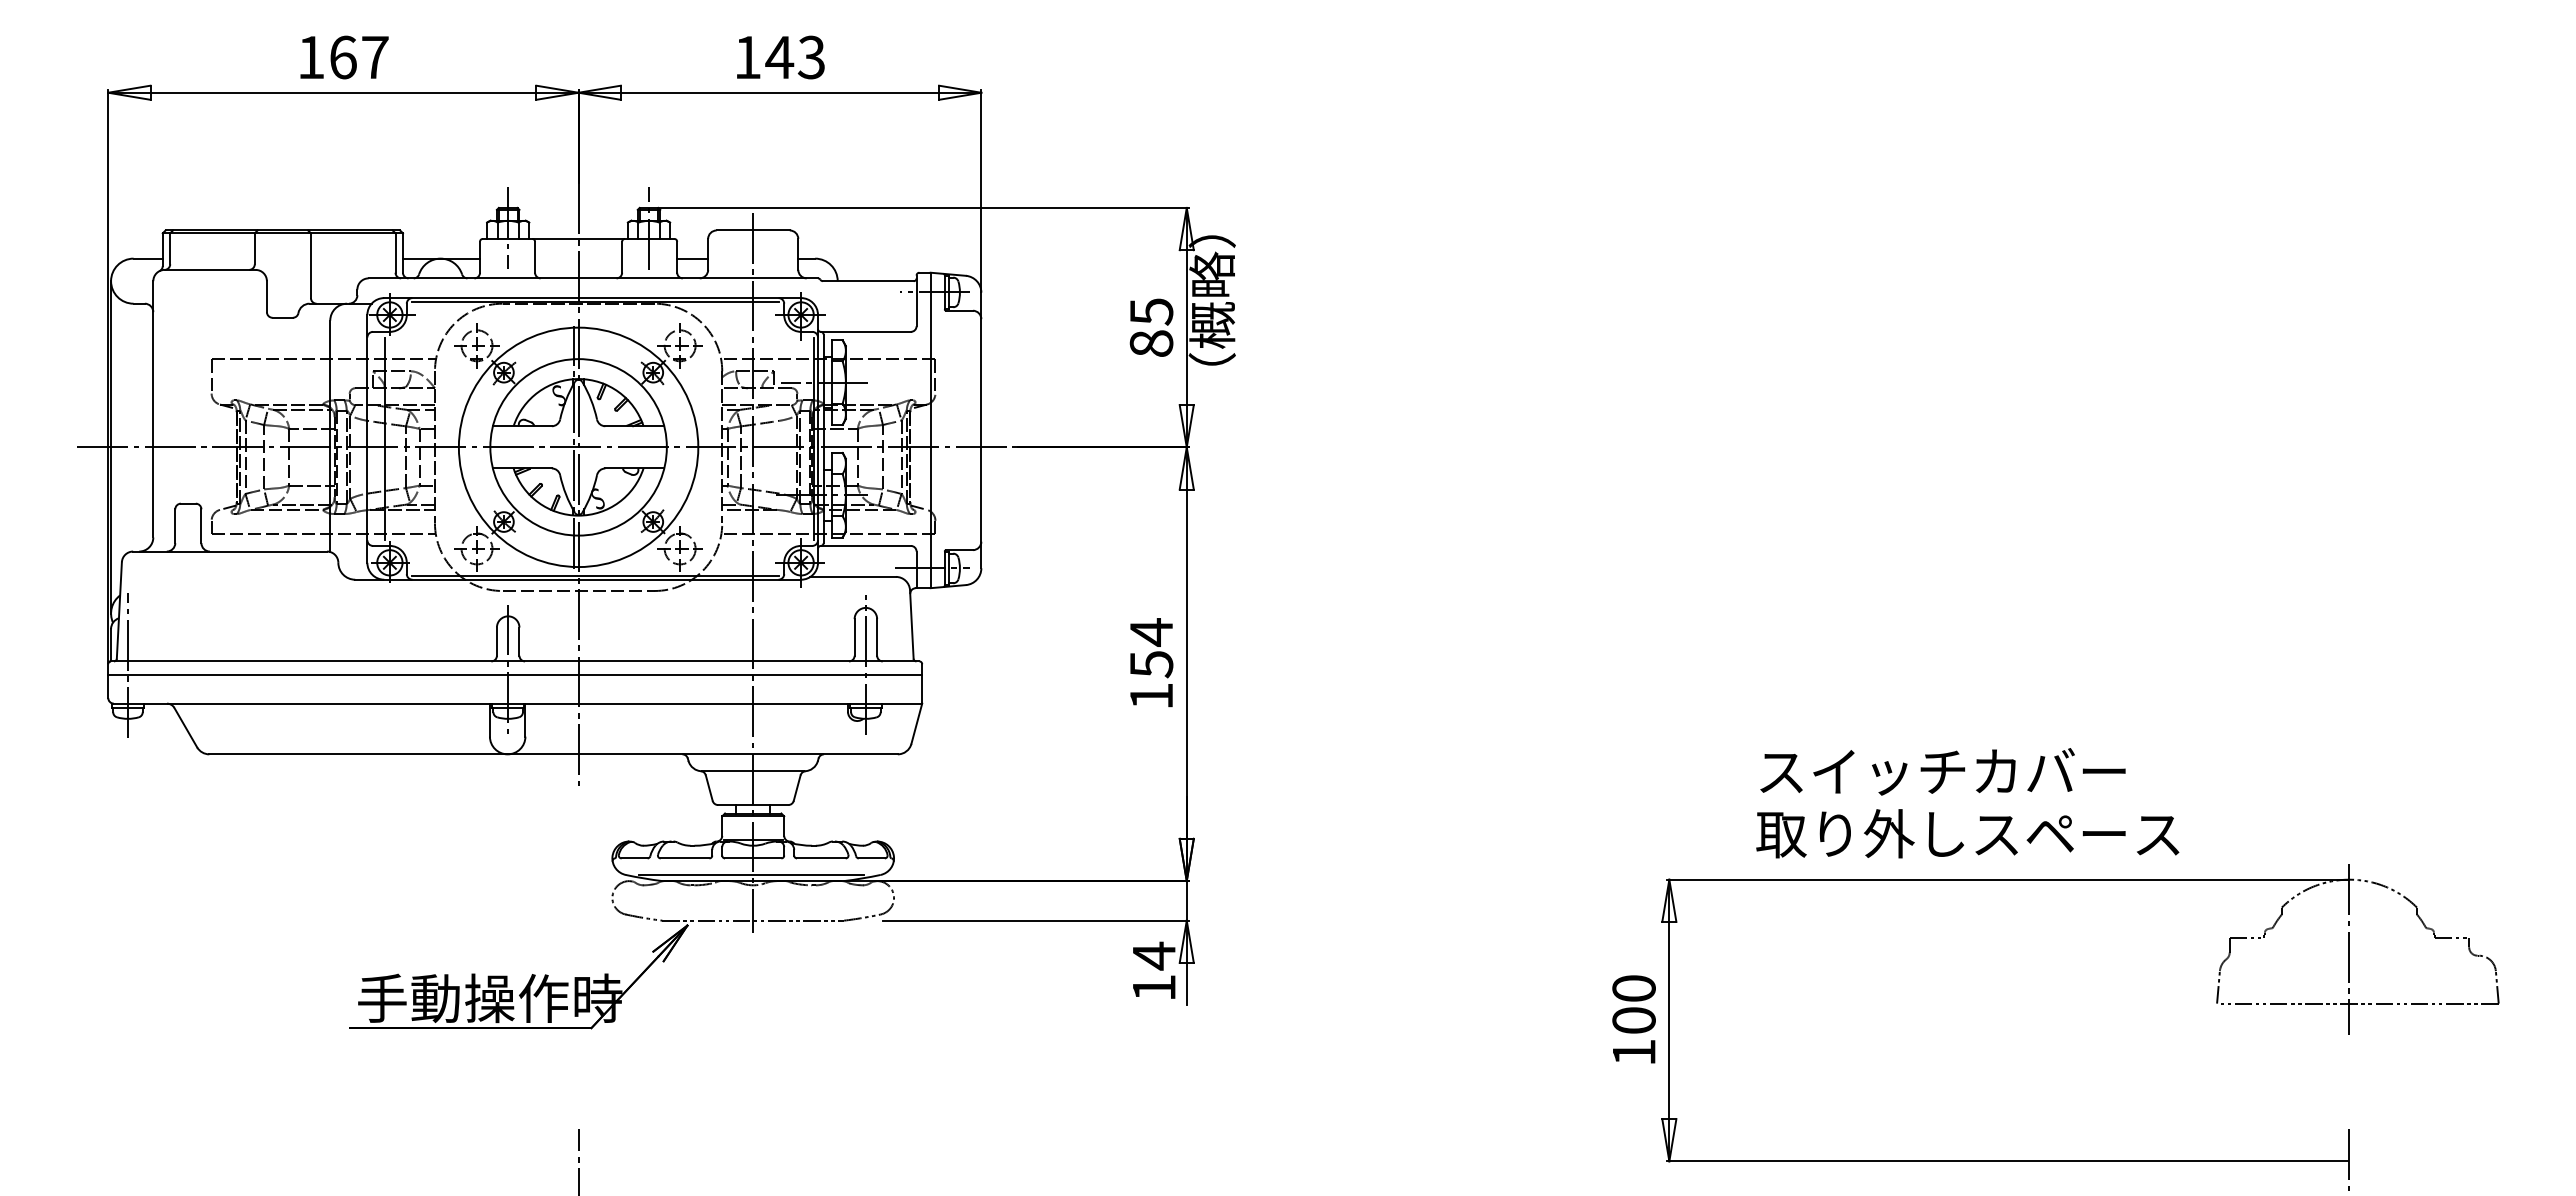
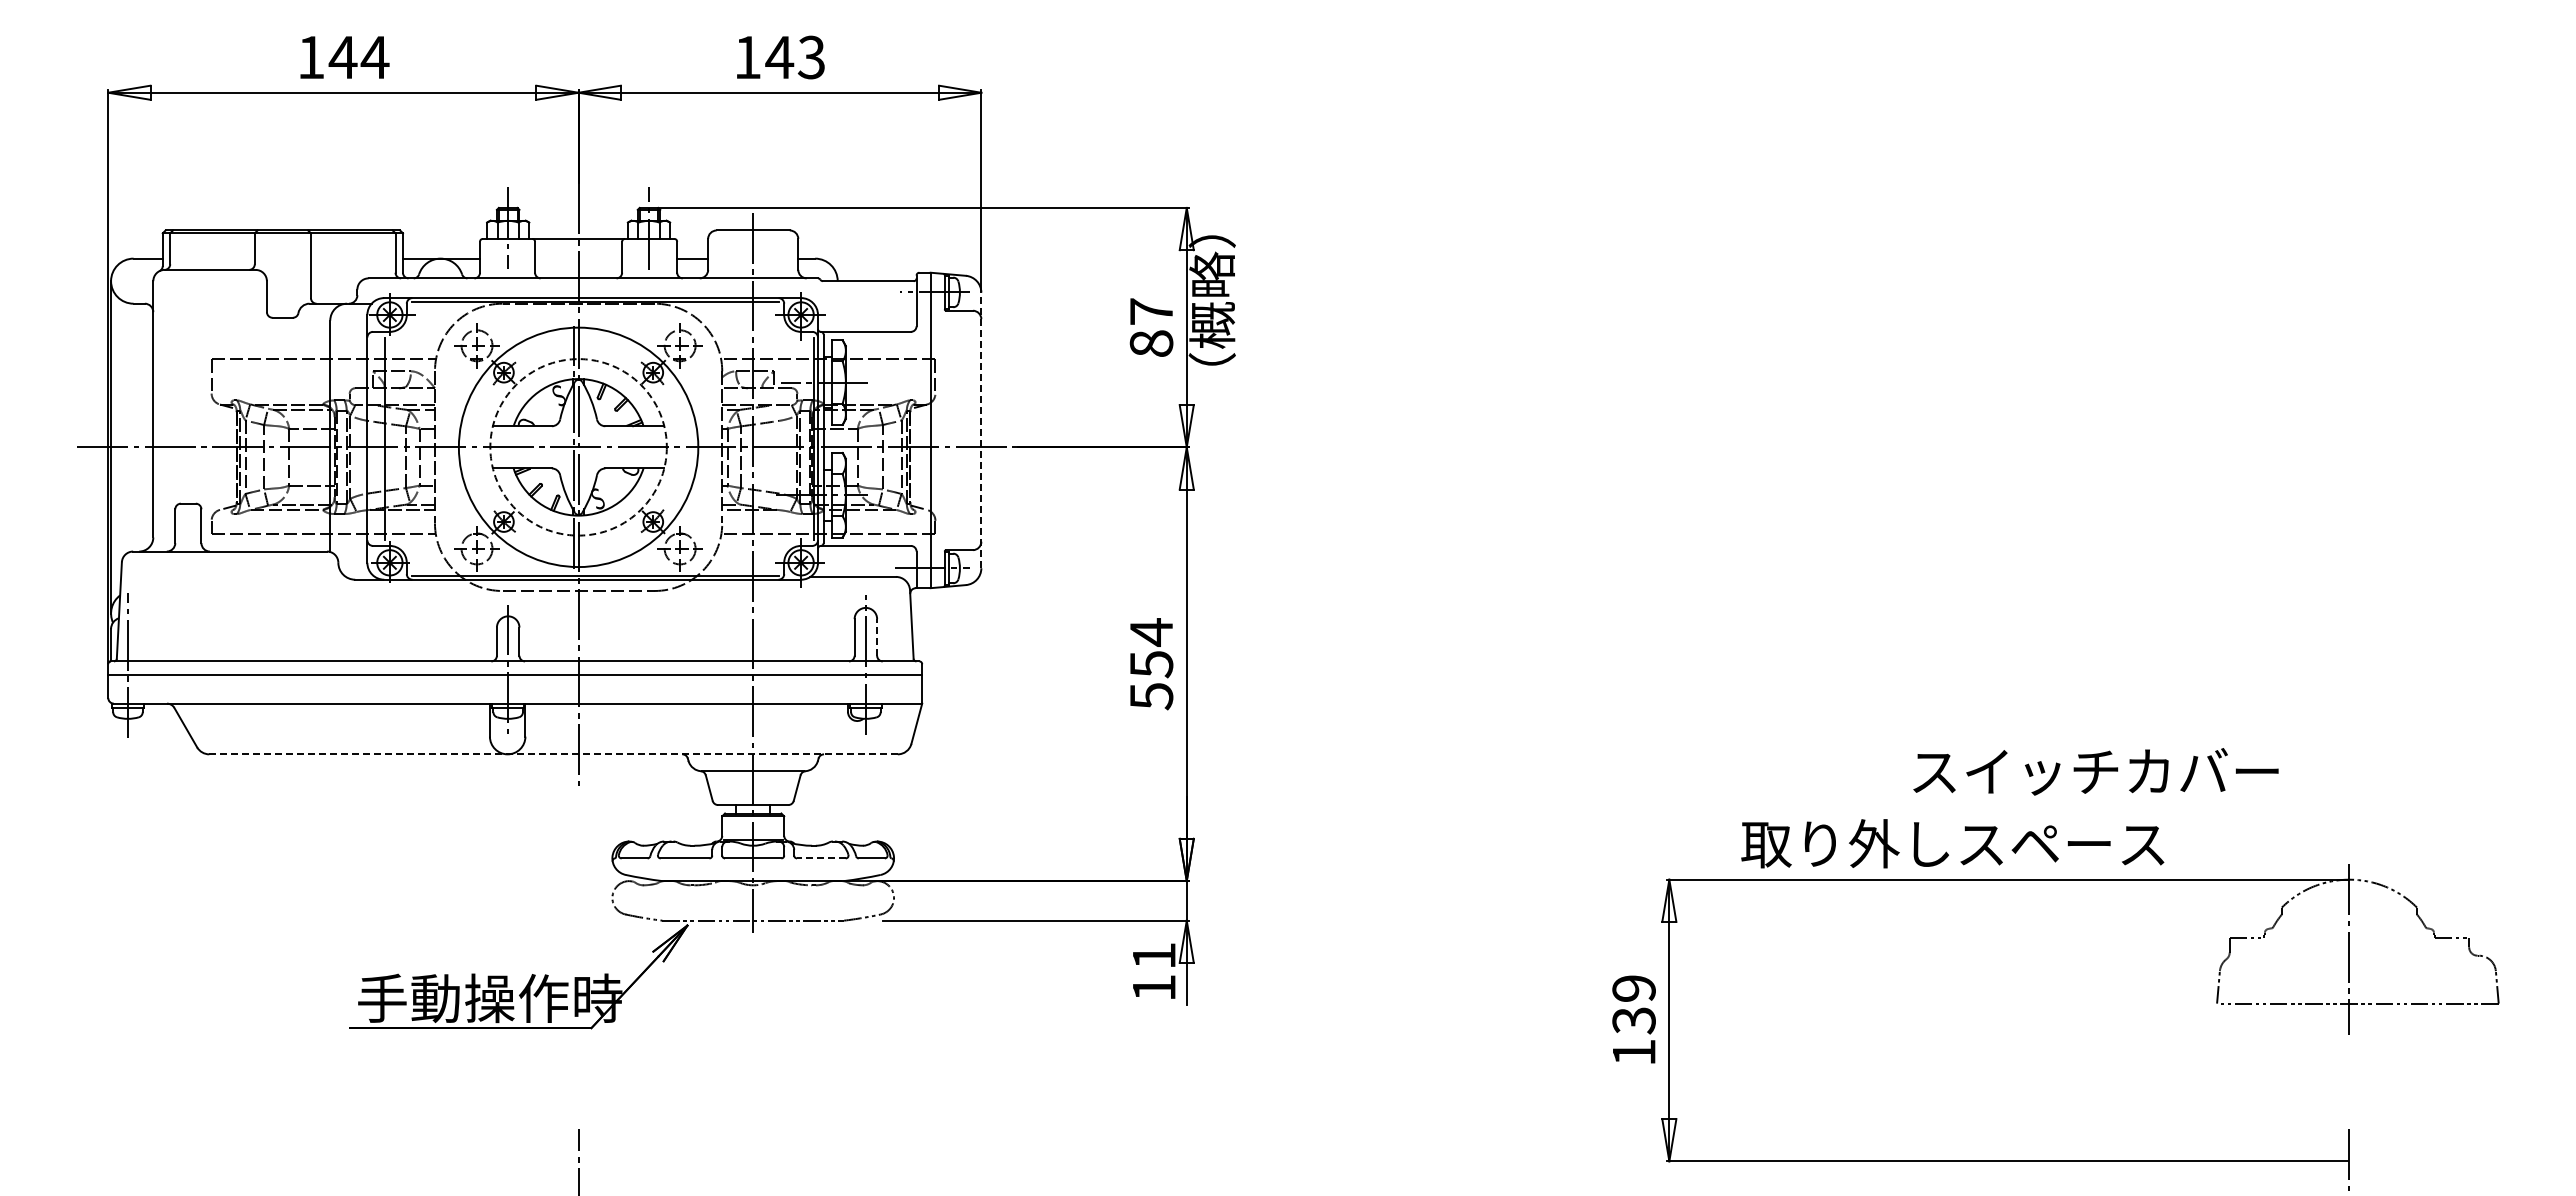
text: 167 -> 144 (358, 57)
text: 85 -> 87 (1151, 311)
line: solid -> dashed (981, 430)
circle: solid -> dashed (578, 447)
line: solid -> dashed (877, 636)
text: 154 -> 554 (1151, 696)
line: solid -> dashed (554, 754)
text position: (1942, 771) -> (2095, 771) (2095, 771)
text position: (1967, 833) -> (1952, 843) (1952, 843)
line: solid -> dashed (820, 858)
line: present -> none (751, 875)
text: 14 -> 11 (1154, 955)
text: 100 -> 139 (1633, 1004)
